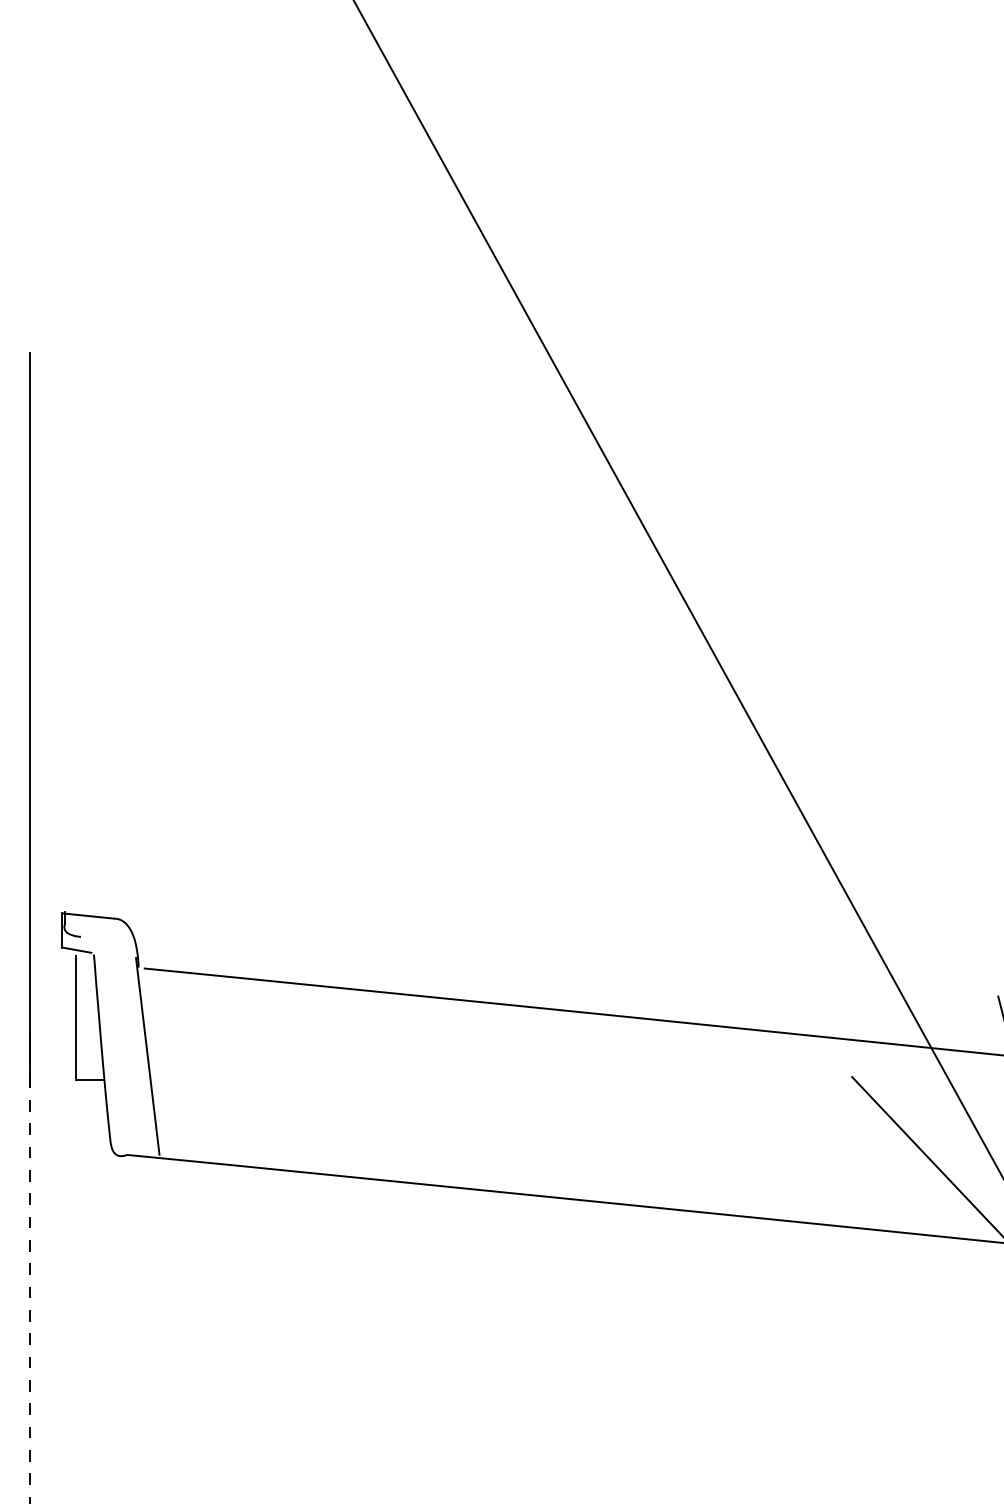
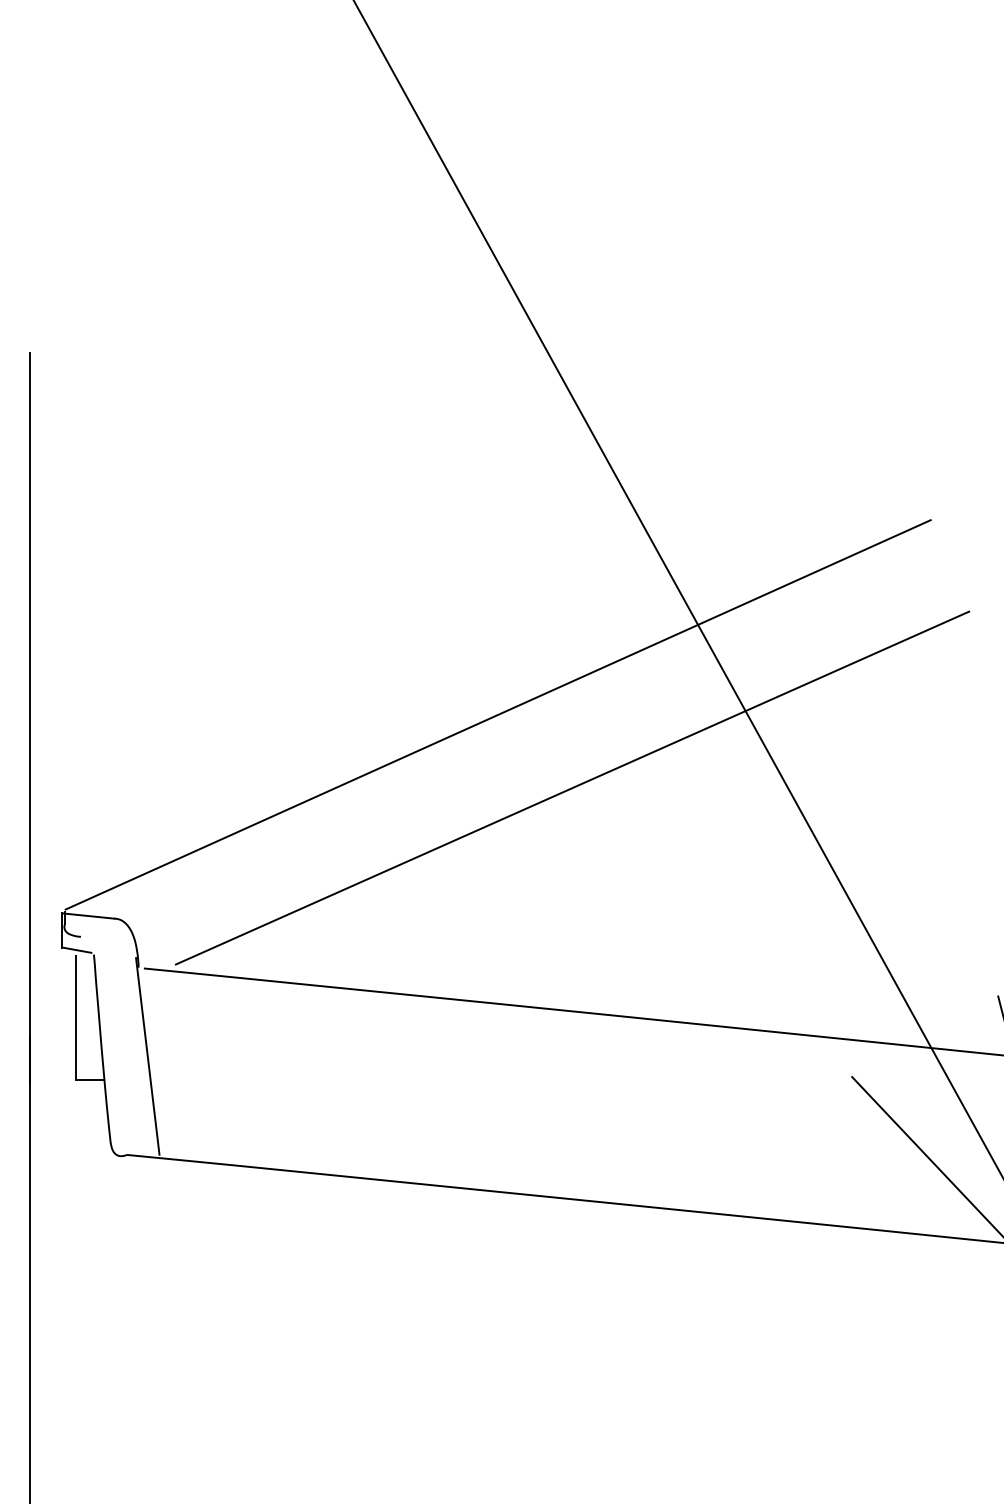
line: none -> present (497, 714)
line: none -> present (572, 787)
line: dashed -> solid (29, 1269)
